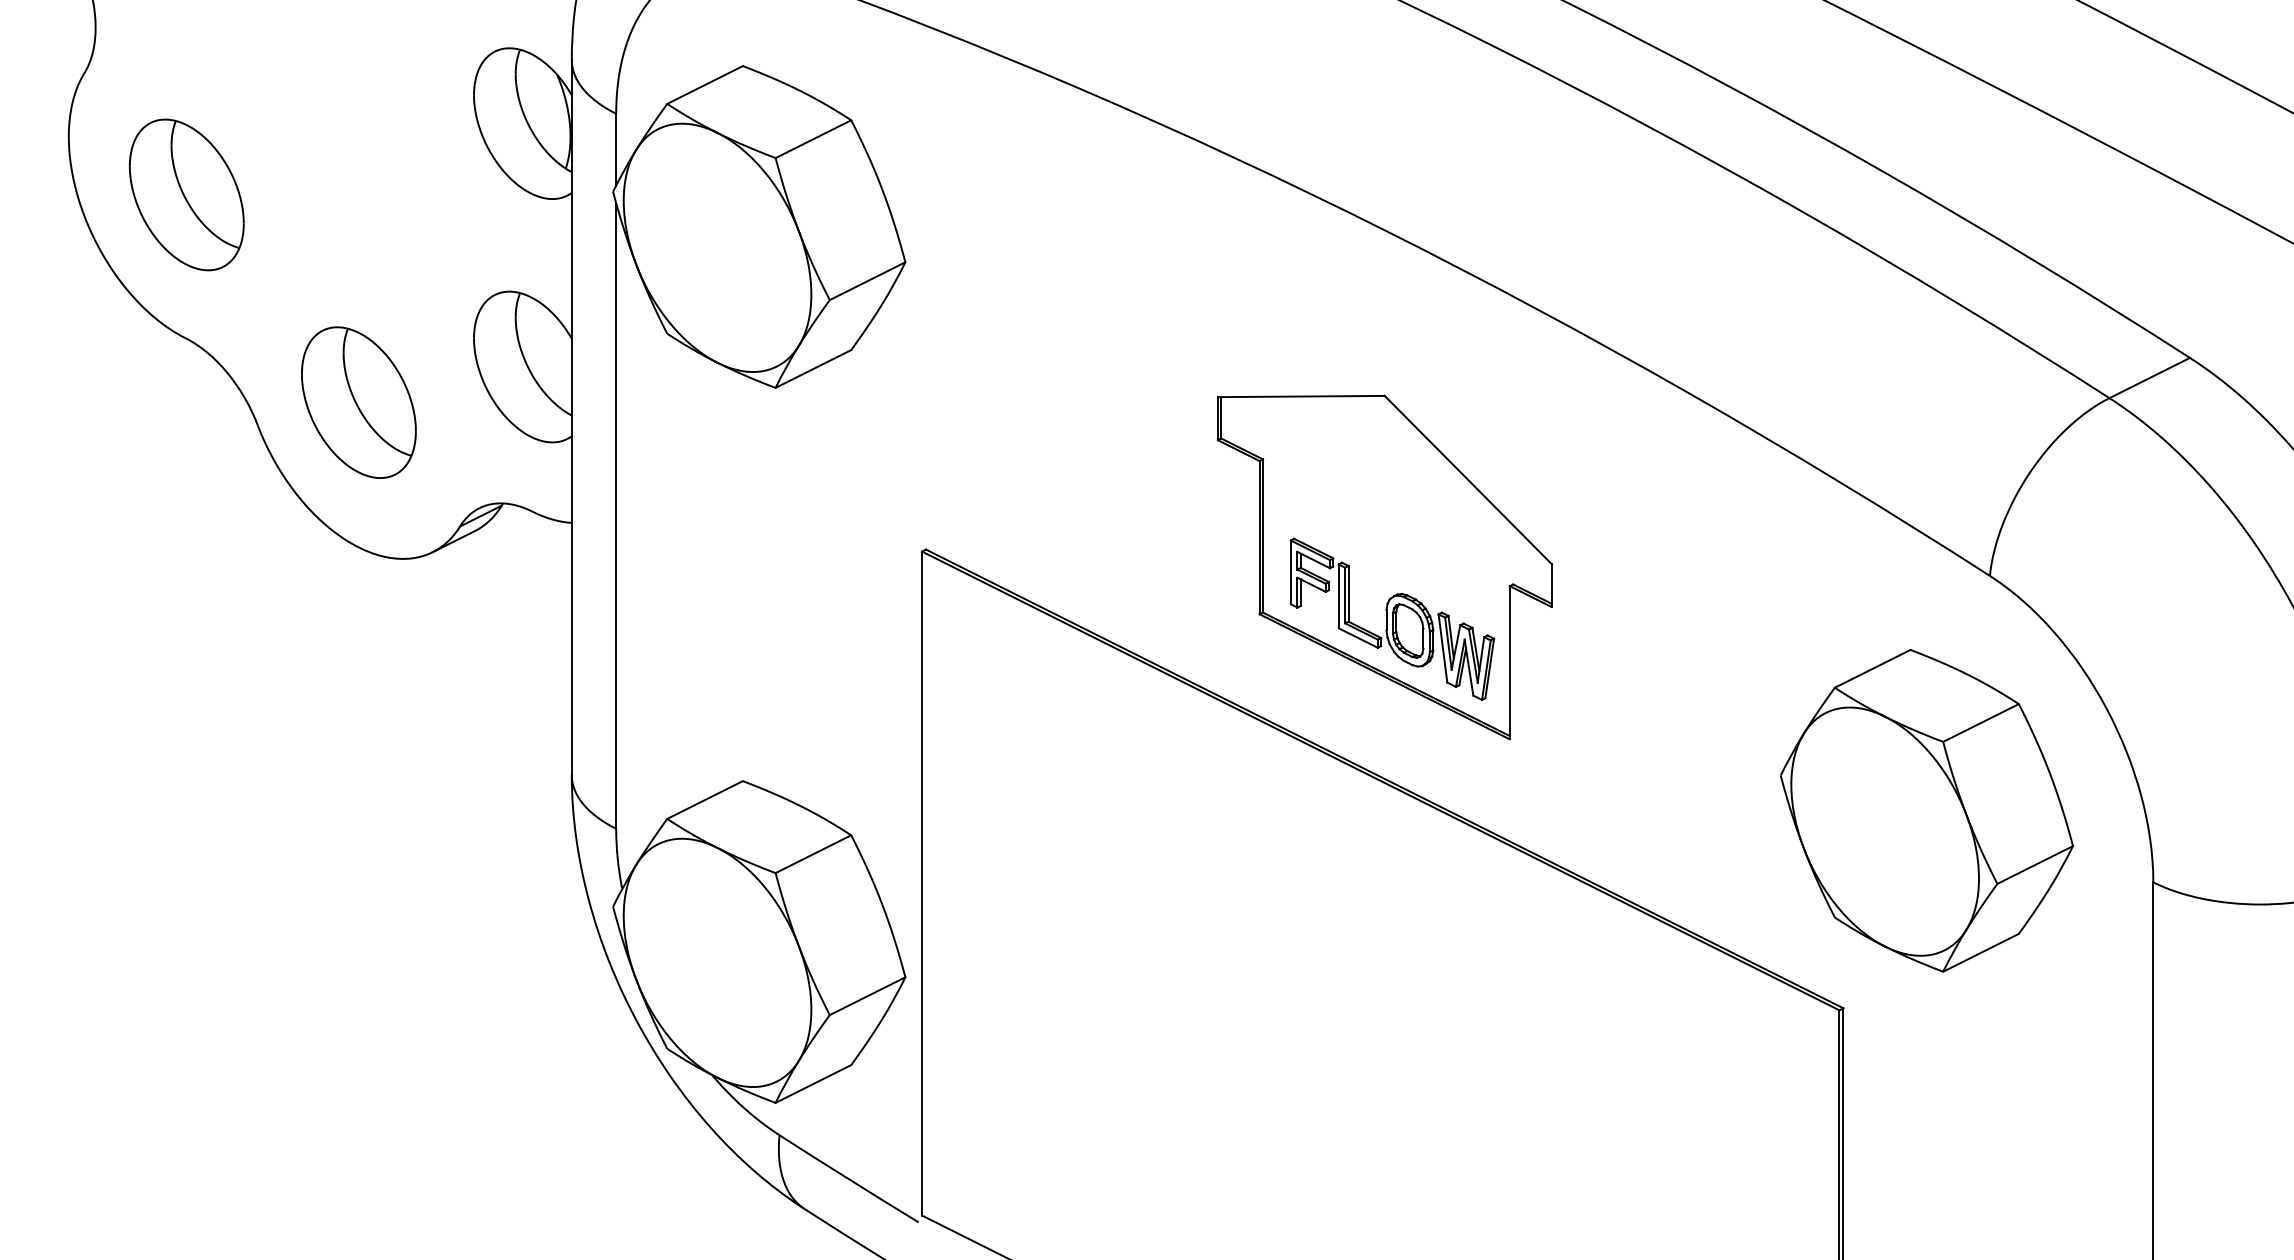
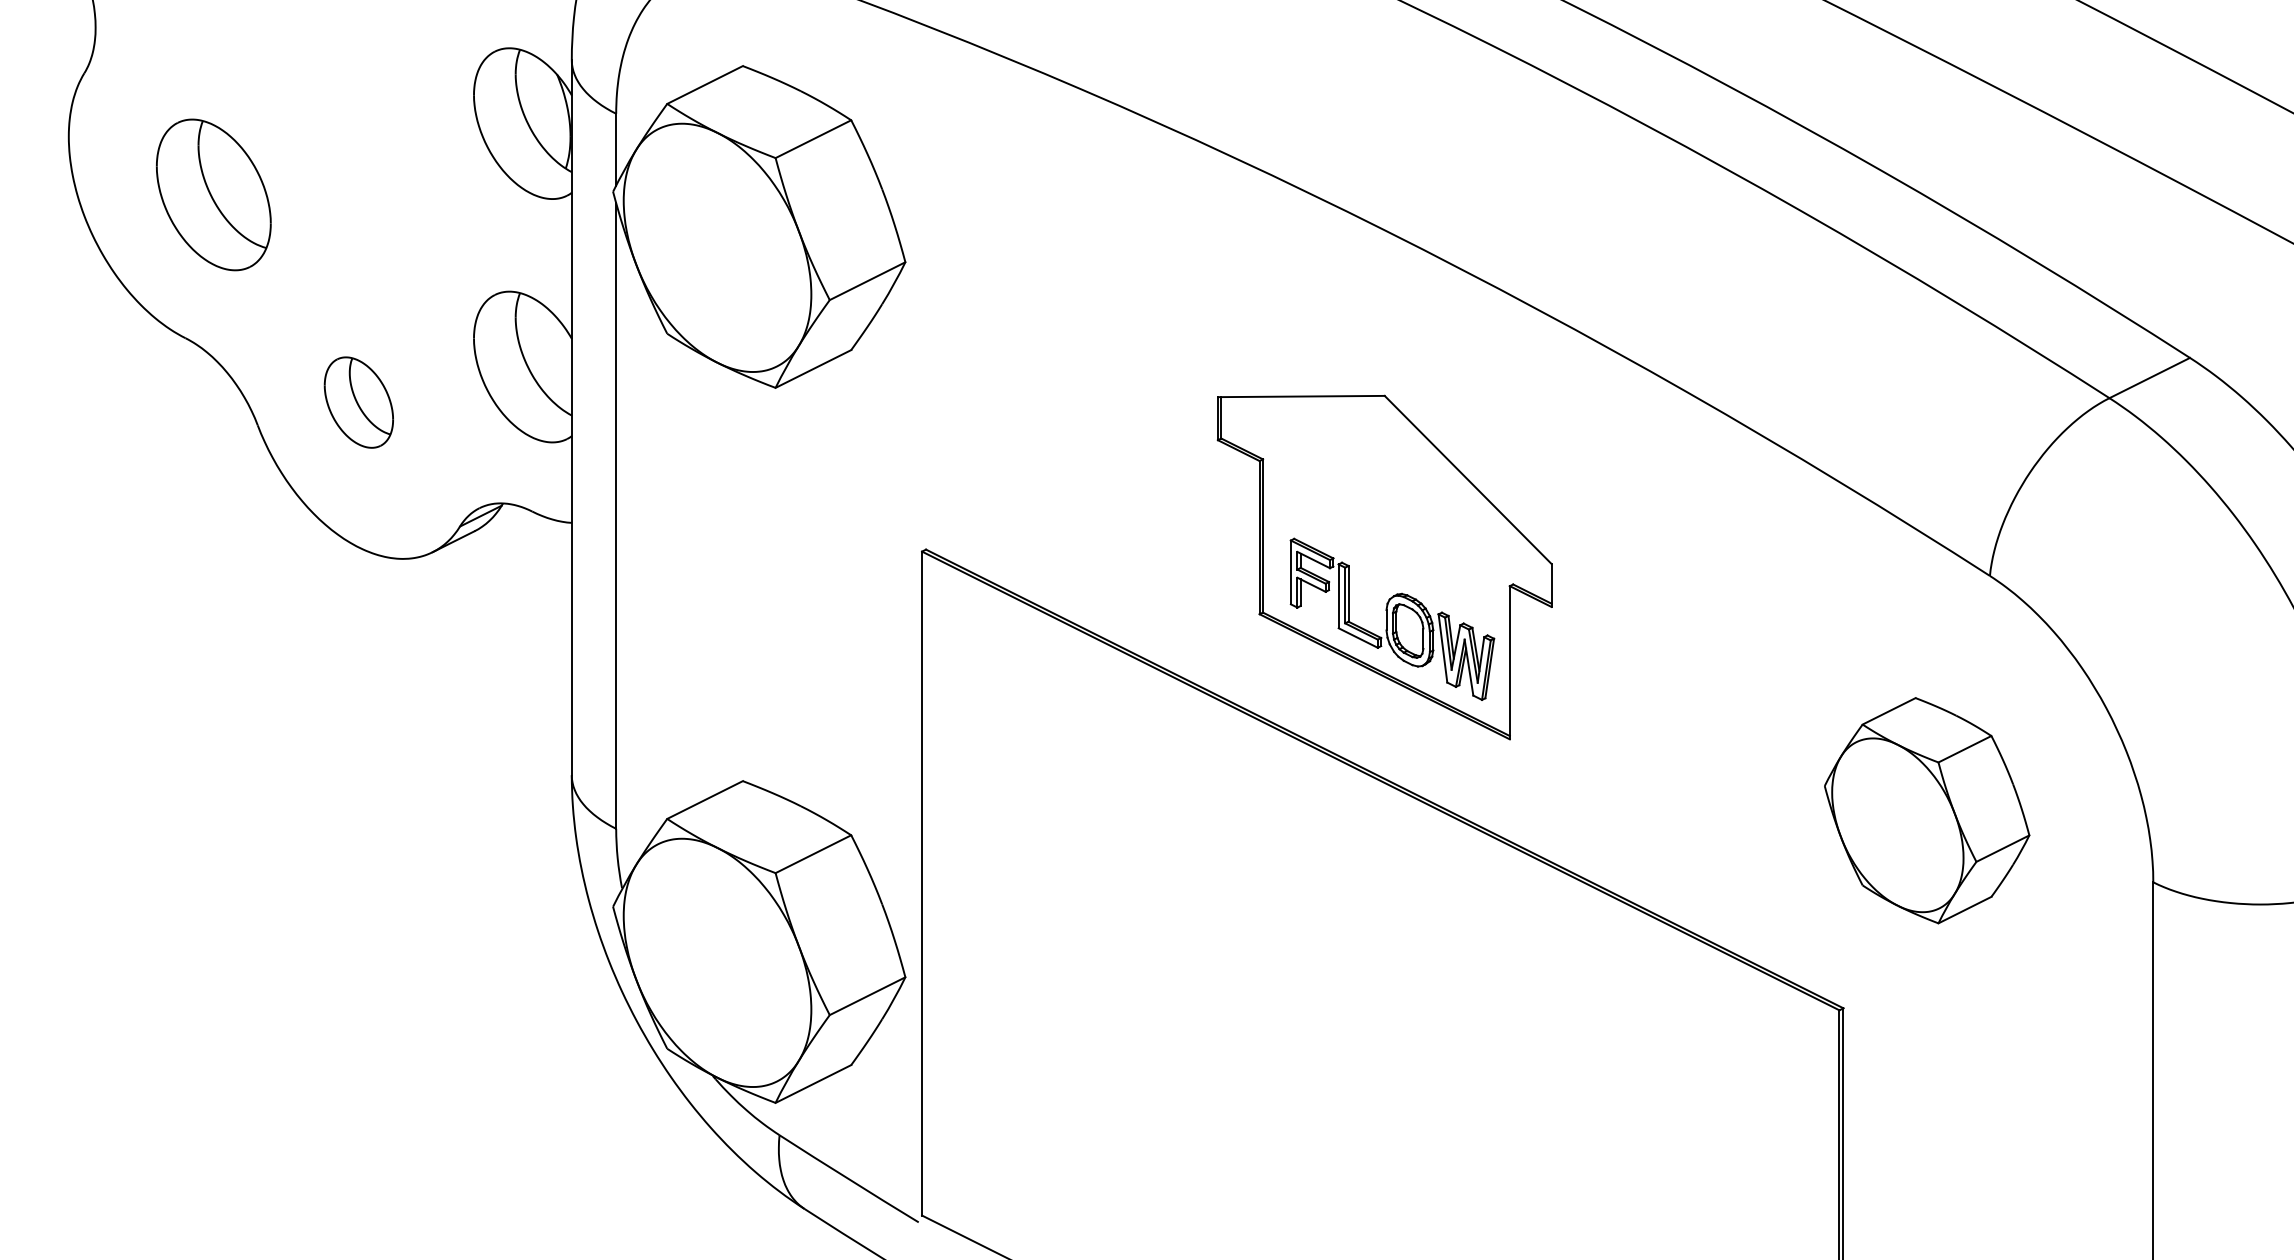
part position: (186, 194) -> (213, 194) (213, 194)
part size: 116x153 px -> 71x93 px (358, 402)
part size: 295x325 px -> 207x228 px (1927, 810)
